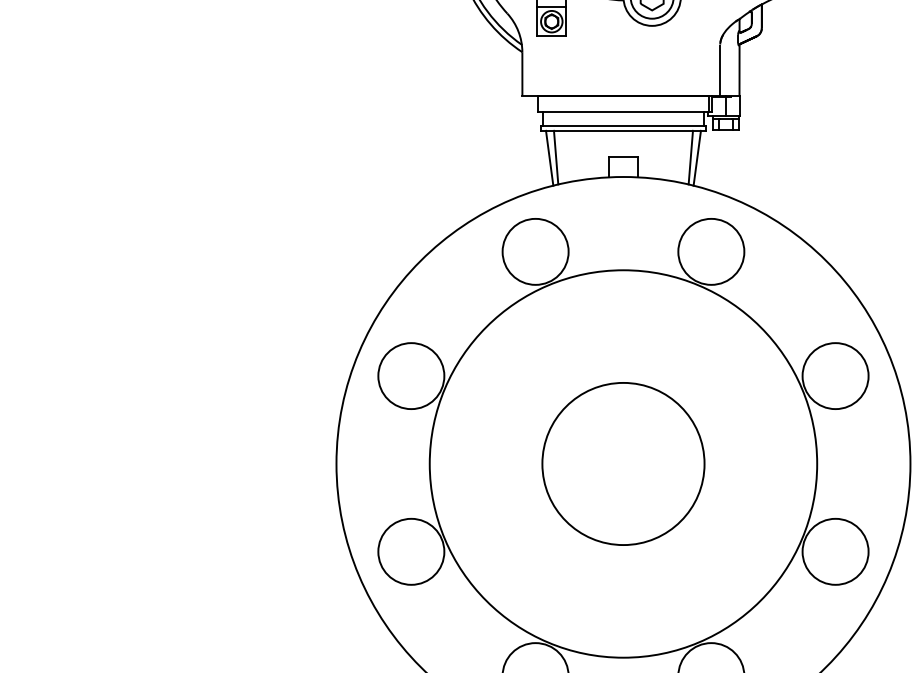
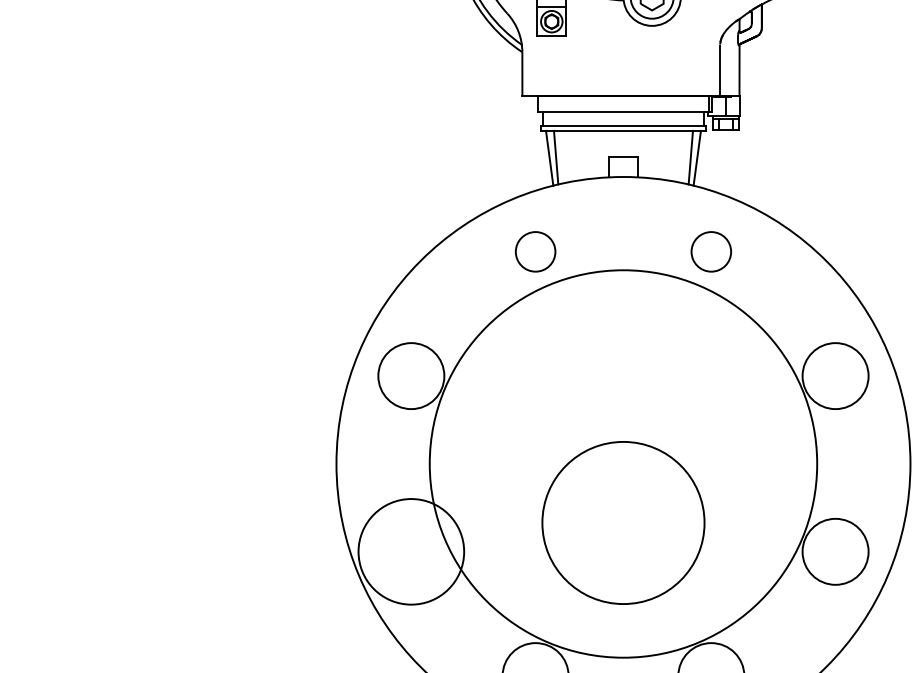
circle diameter: 66 px -> 40 px (535, 251)
circle diameter: 66 px -> 40 px (711, 251)
circle position: (623, 463) -> (623, 522) (623, 522)
circle diameter: 66 px -> 106 px (411, 551)
